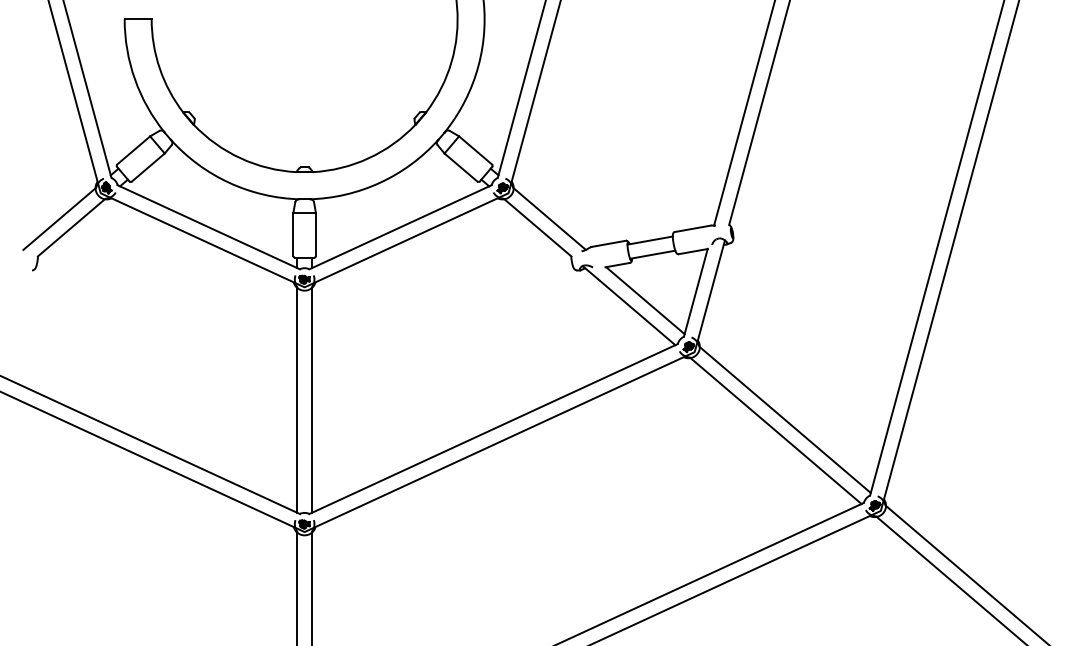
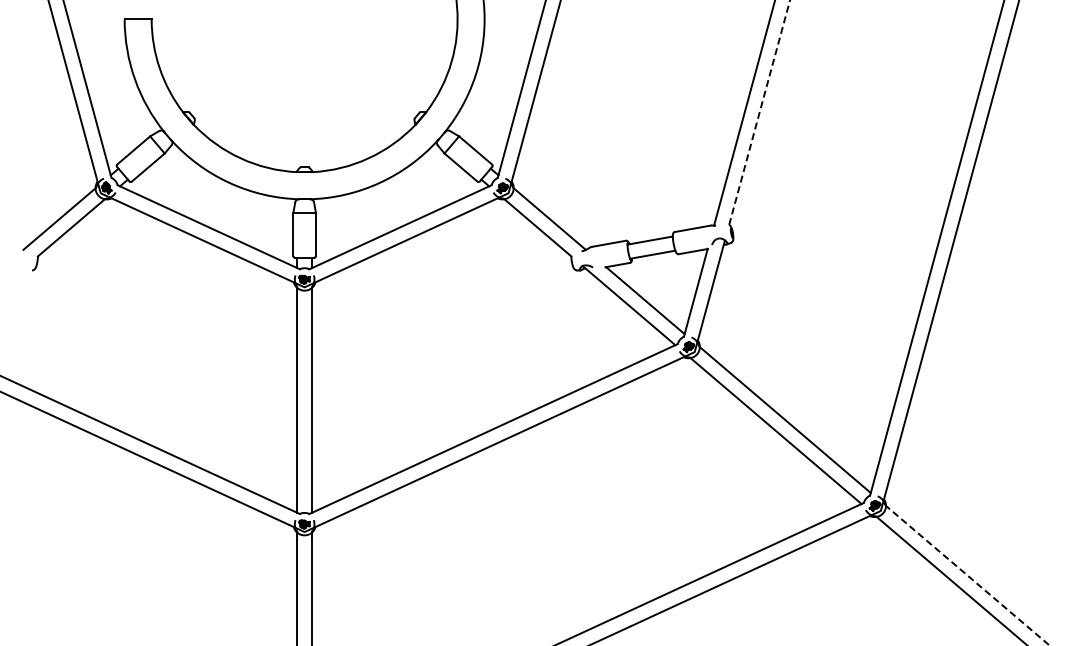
line: solid -> dashed (759, 112)
line: solid -> dashed (968, 575)
